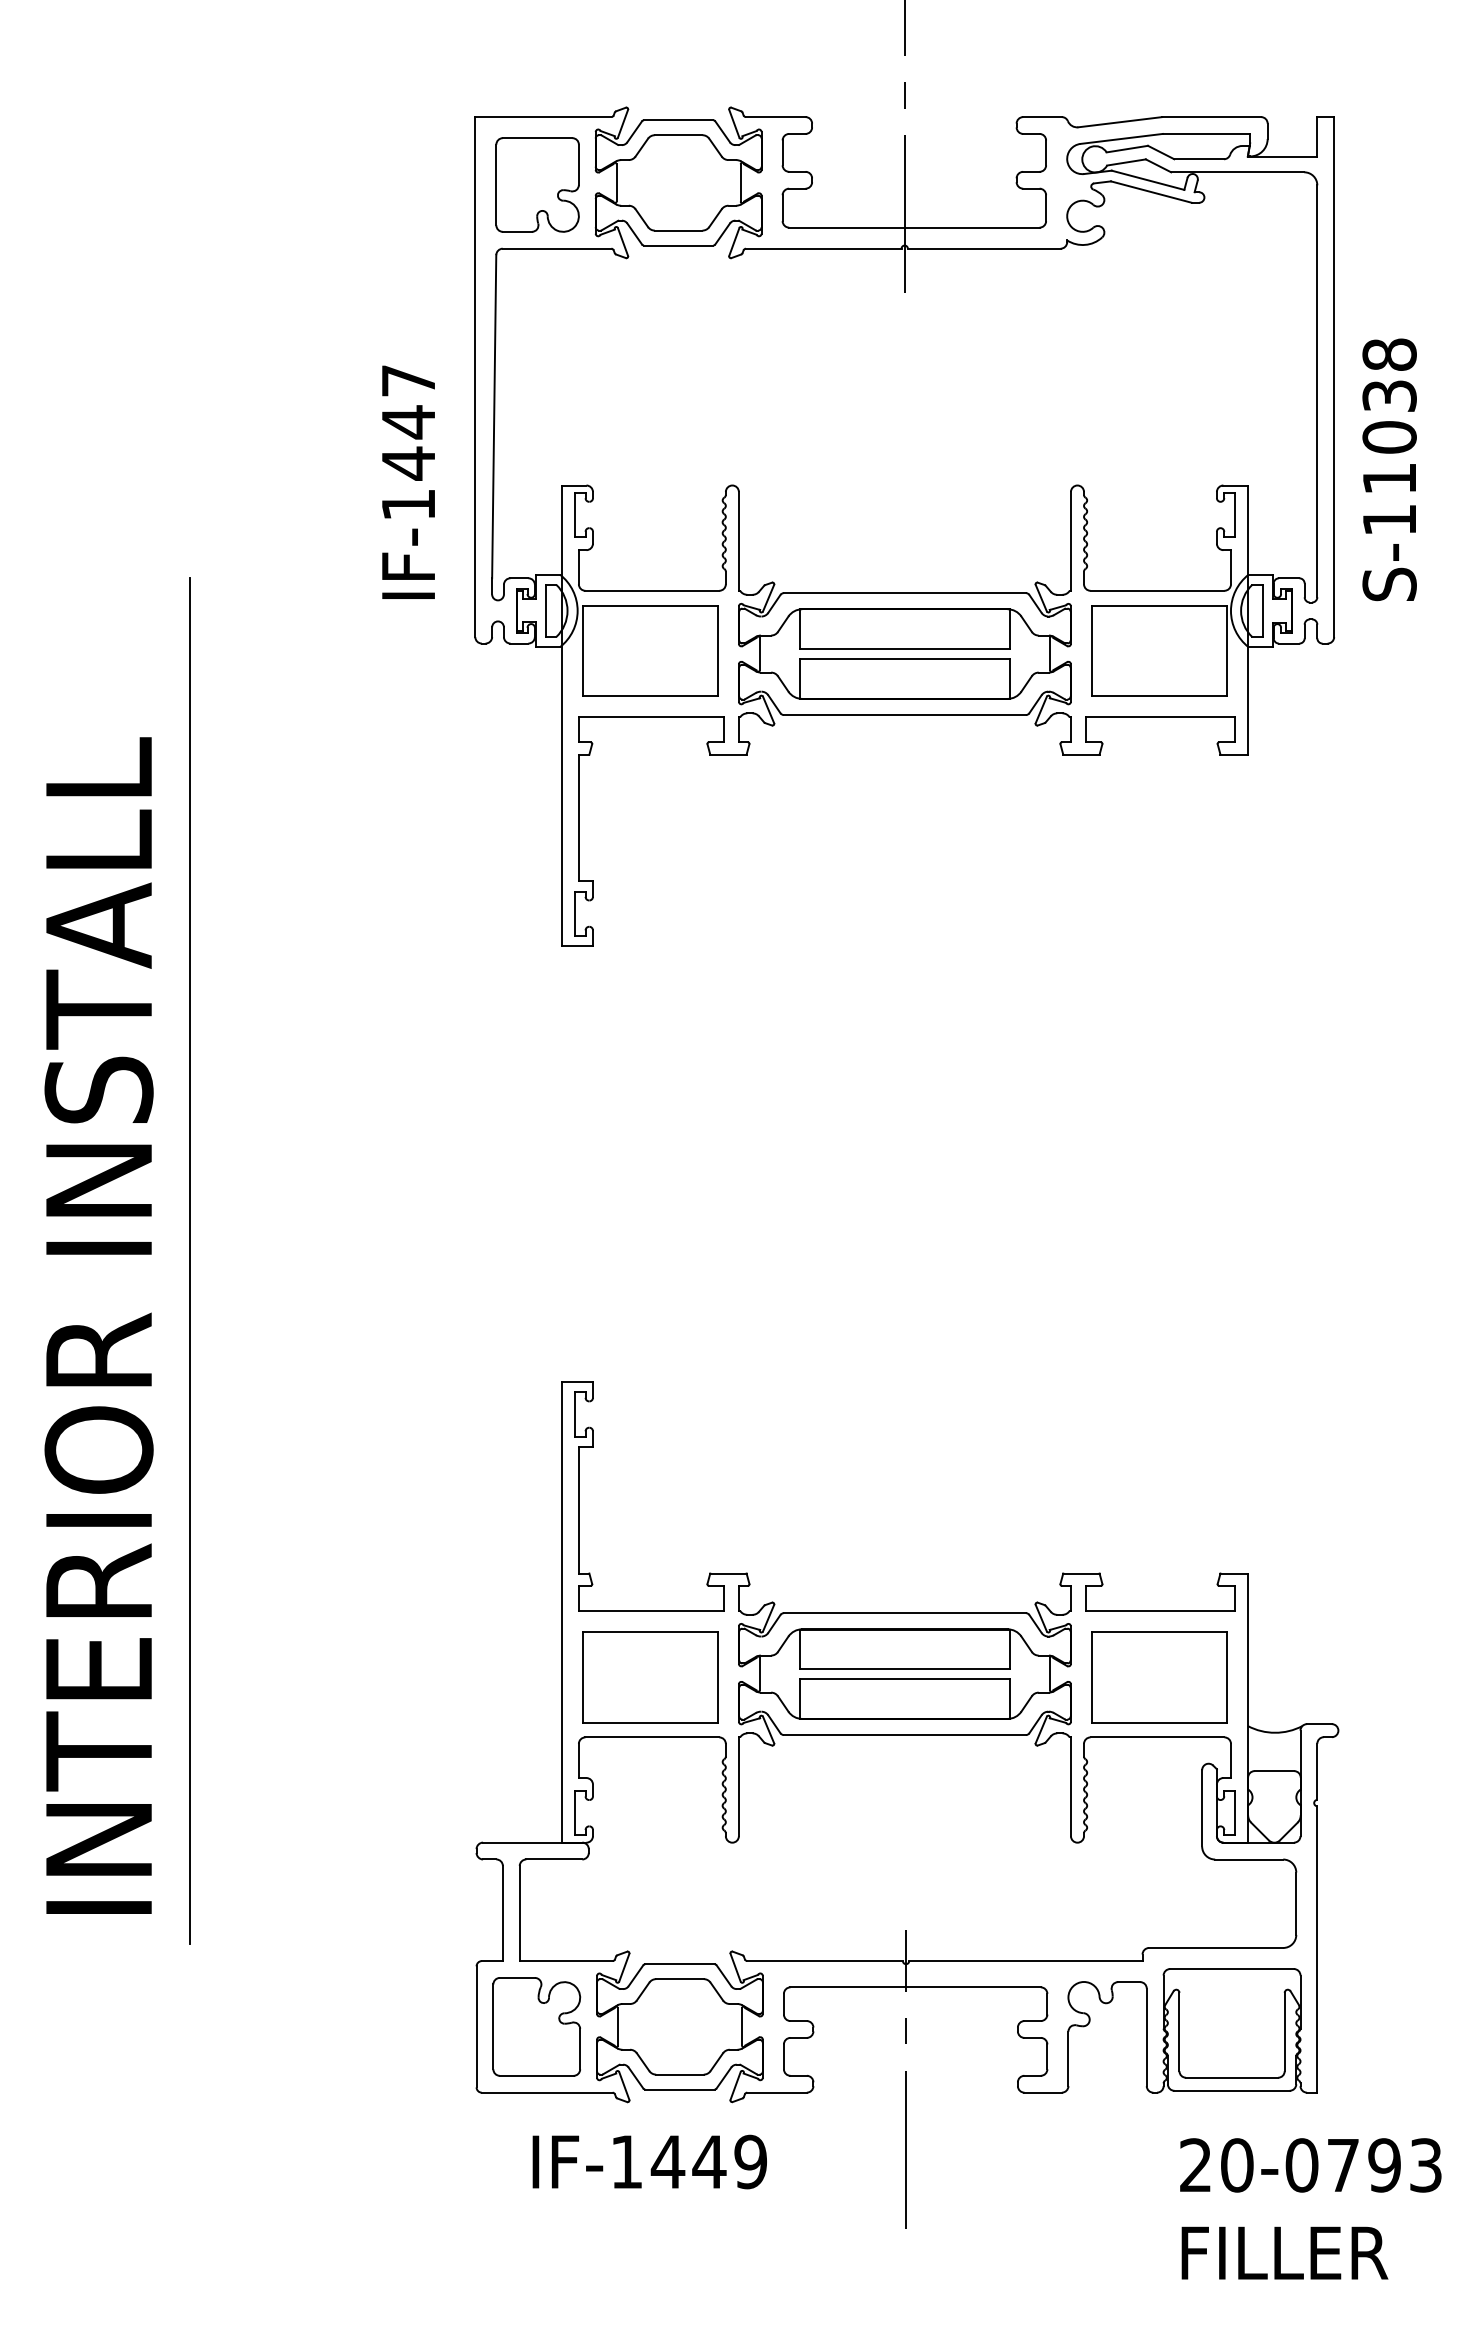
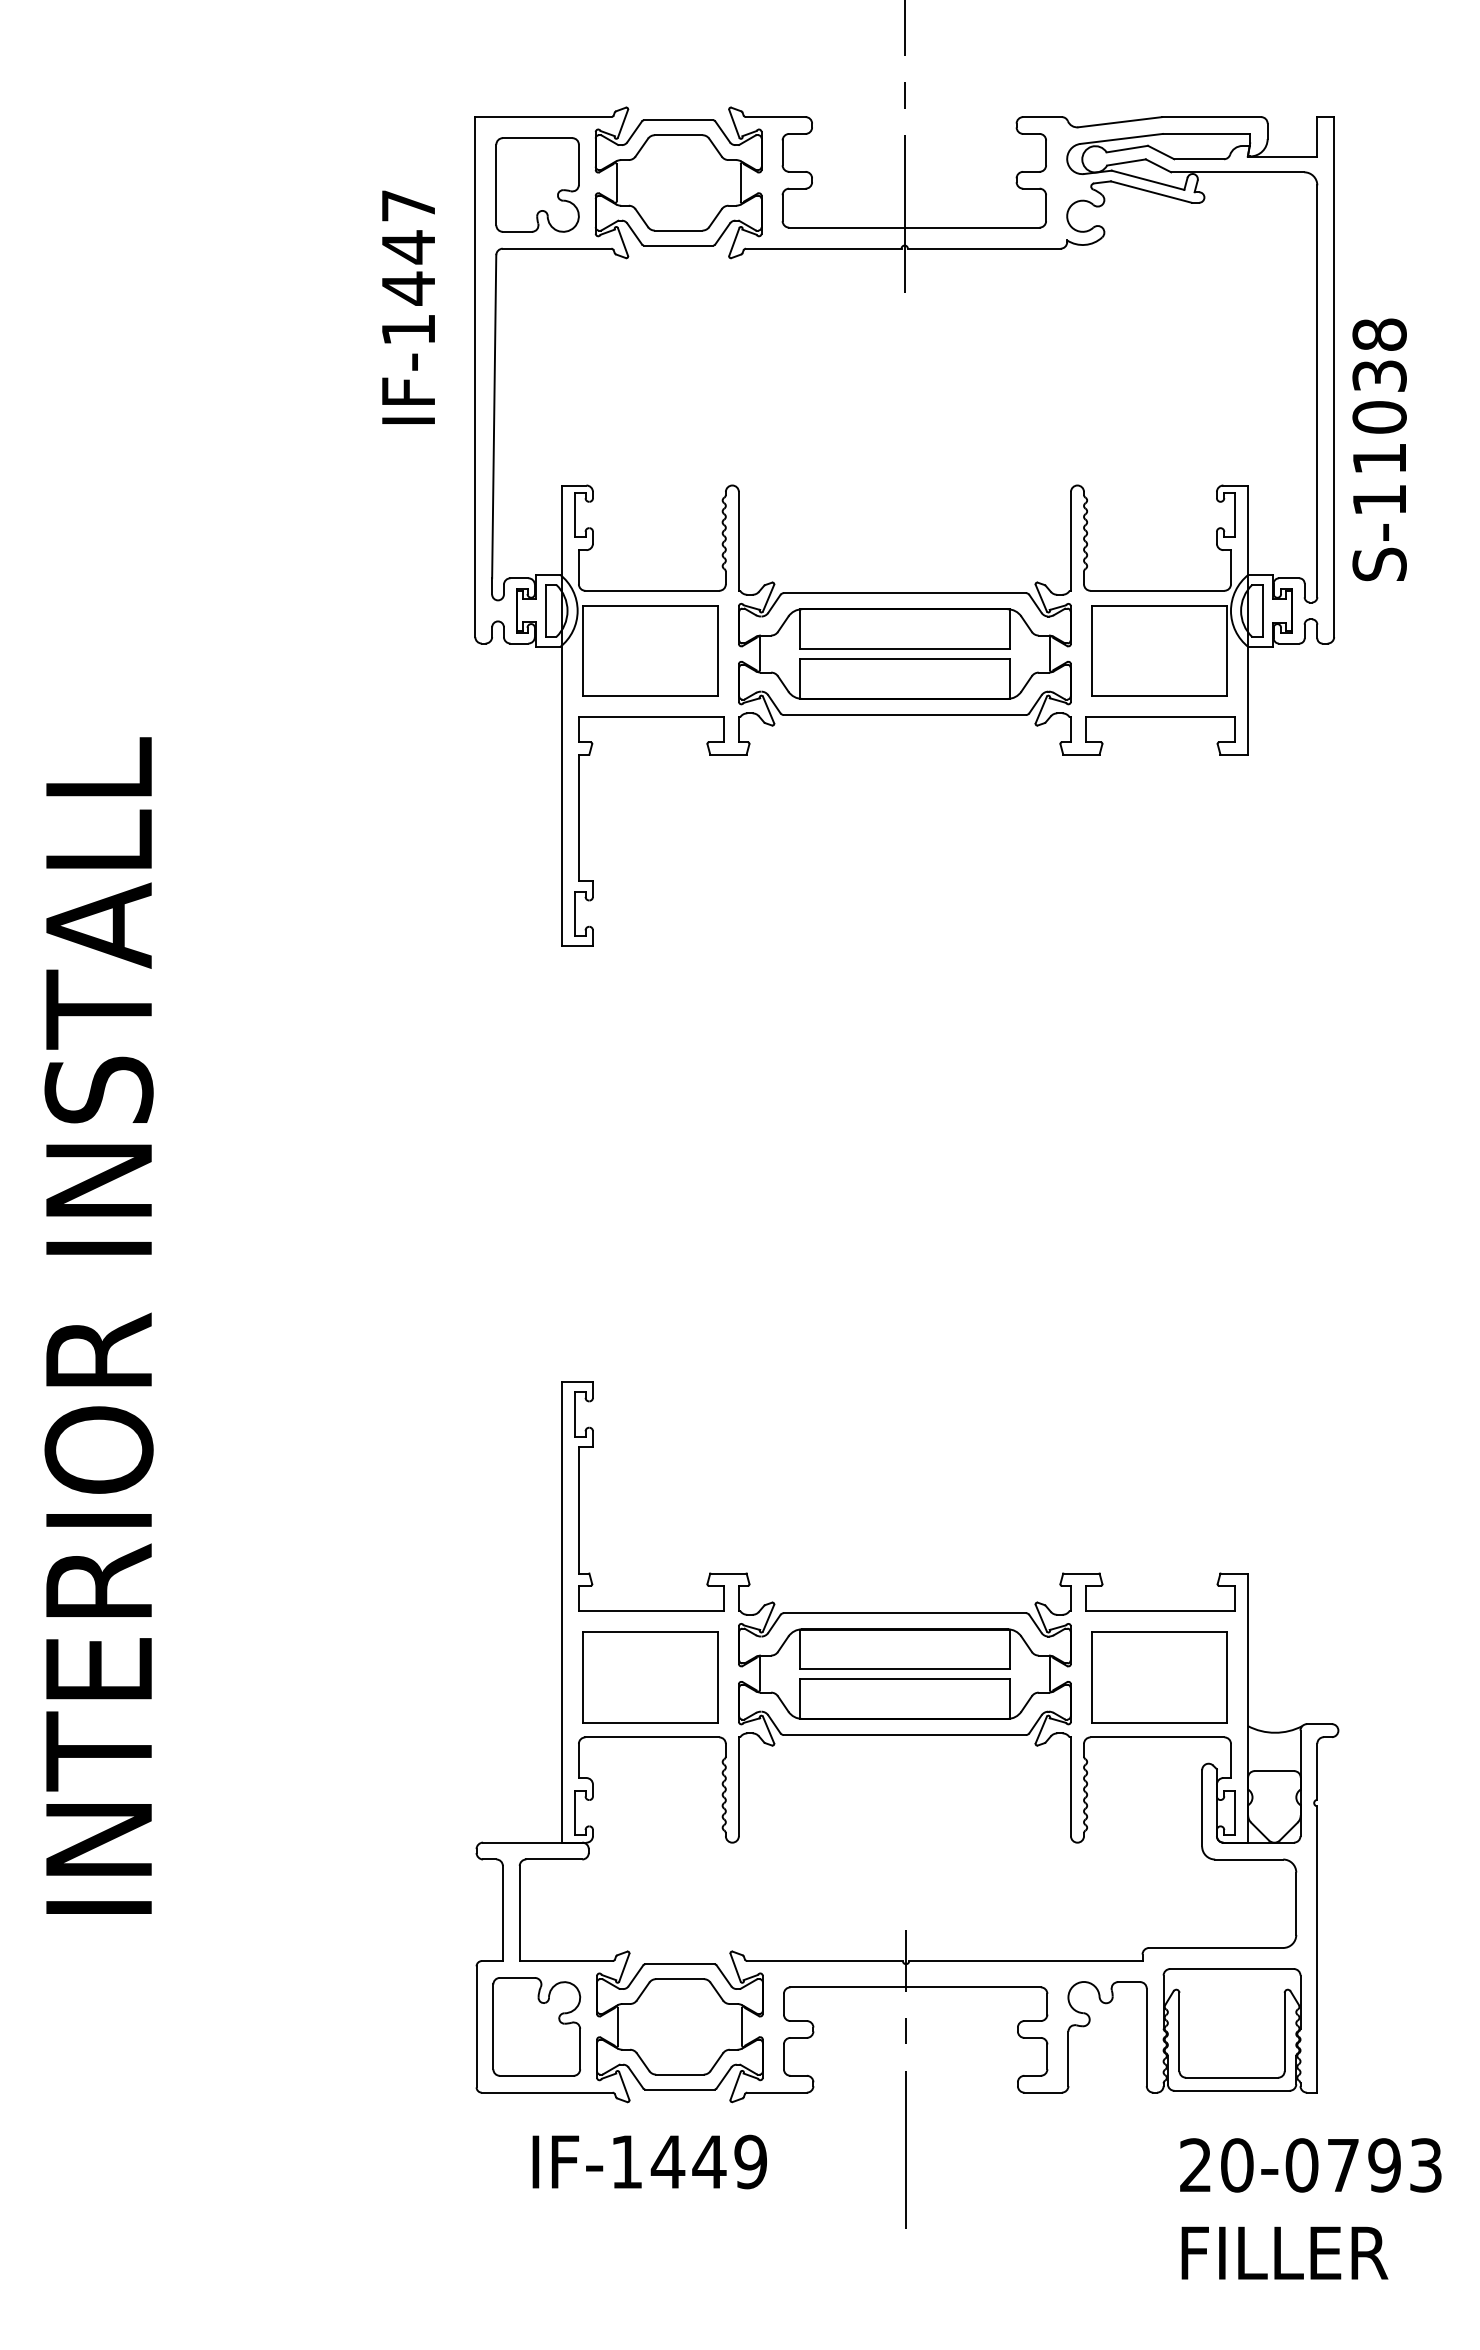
text position: (1389, 469) -> (1379, 449) (1379, 449)
text position: (408, 481) -> (408, 306) (408, 306)
line: present -> none (190, 1260)
